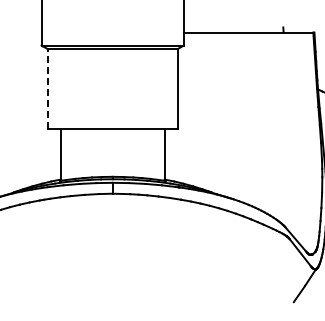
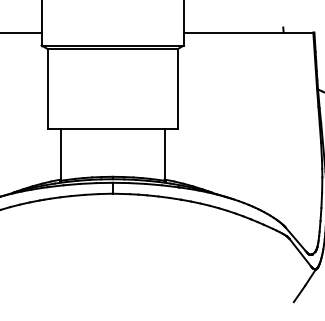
line: none -> present (21, 32)
line: dashed -> solid (47, 89)
